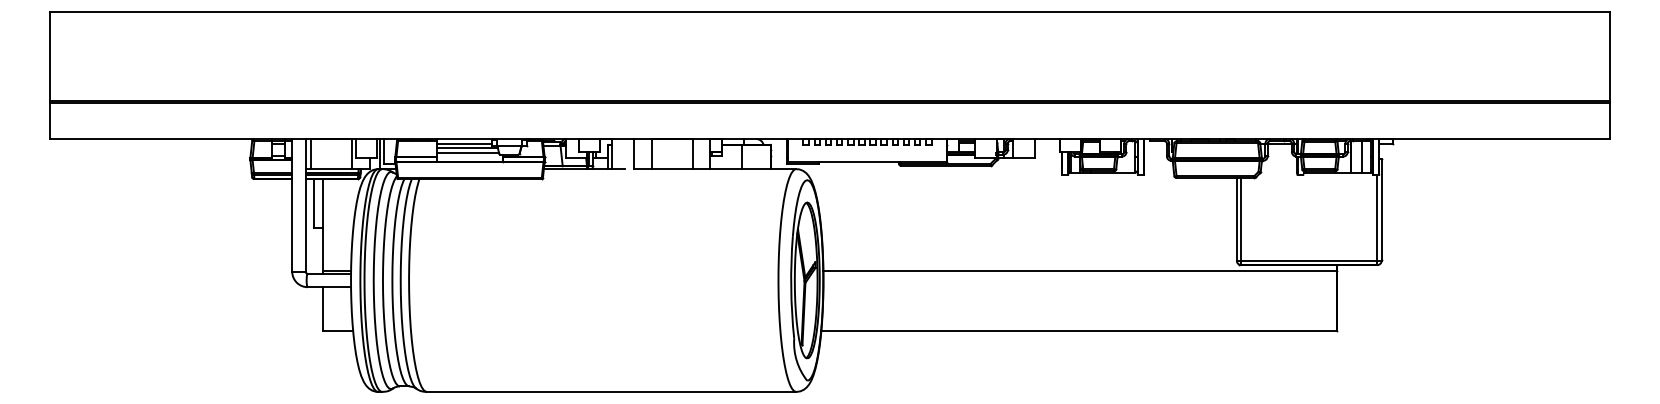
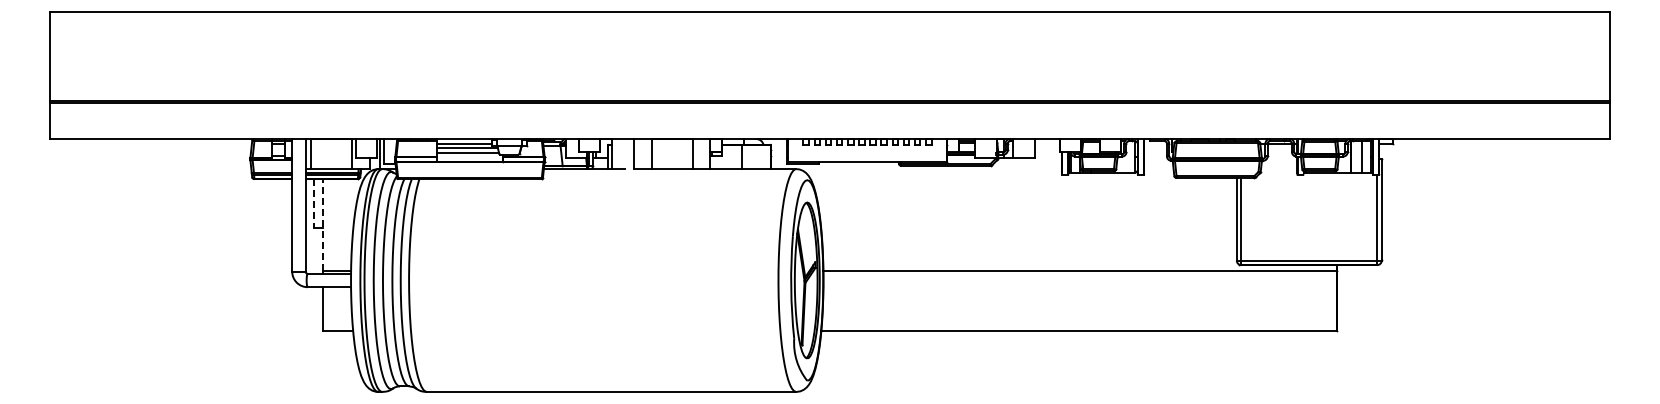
line: solid -> dashed (313, 203)
line: solid -> dashed (322, 224)
